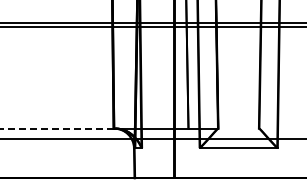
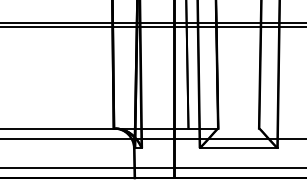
line: dashed -> solid (57, 128)
line: none -> present (152, 168)
